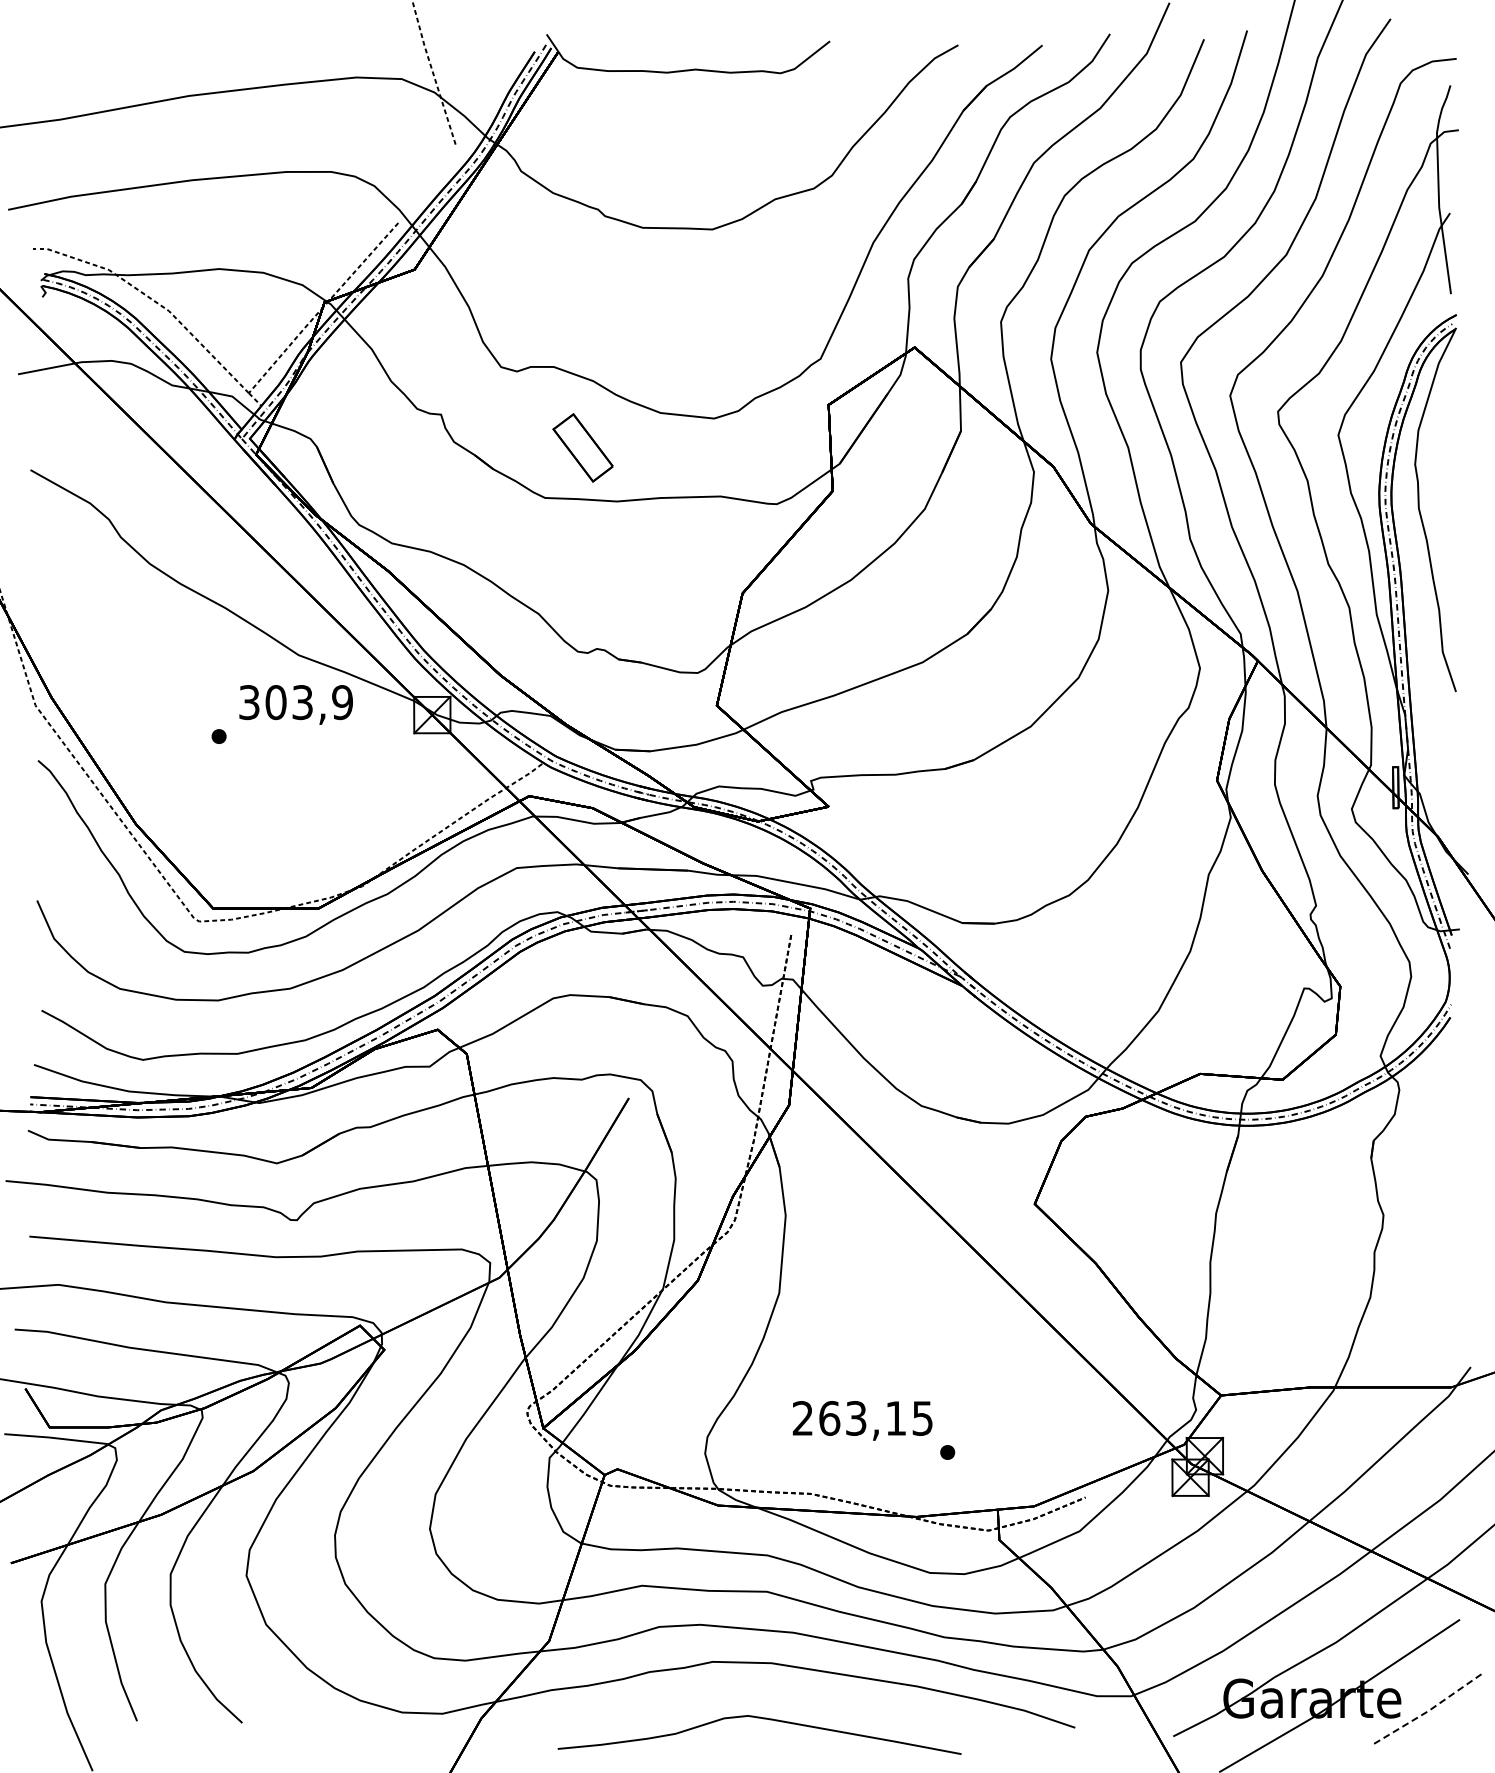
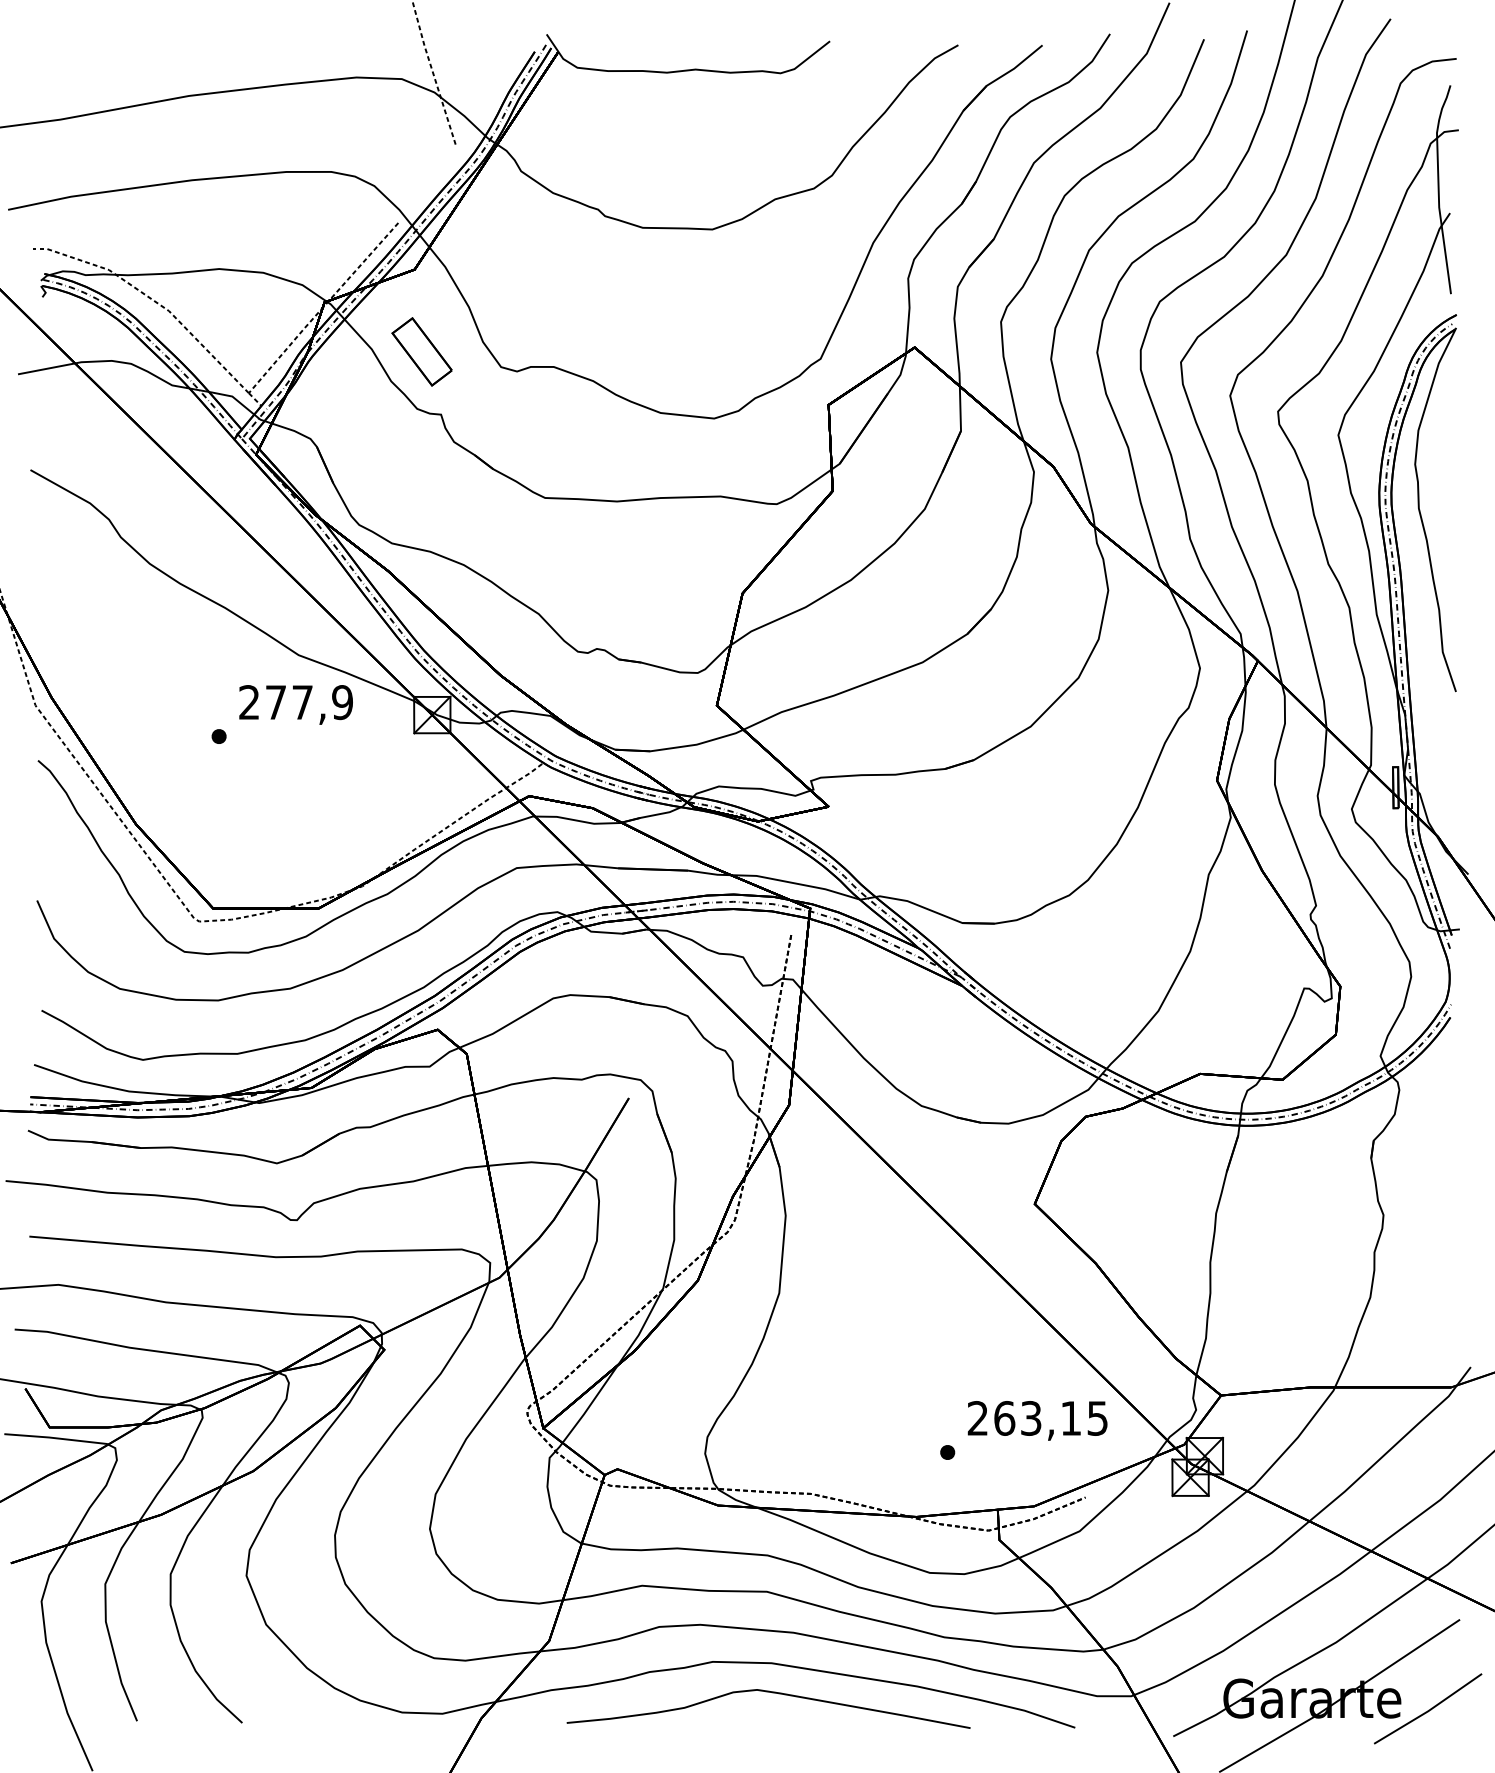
part position: (582, 447) -> (421, 351) (421, 351)
text: 303,9 -> 277,9 (275, 702)
text position: (862, 1420) -> (1037, 1420) (1037, 1420)
line: dashed -> solid (1429, 1710)
curve position: (763, 1719) -> (772, 1693) (772, 1693)
